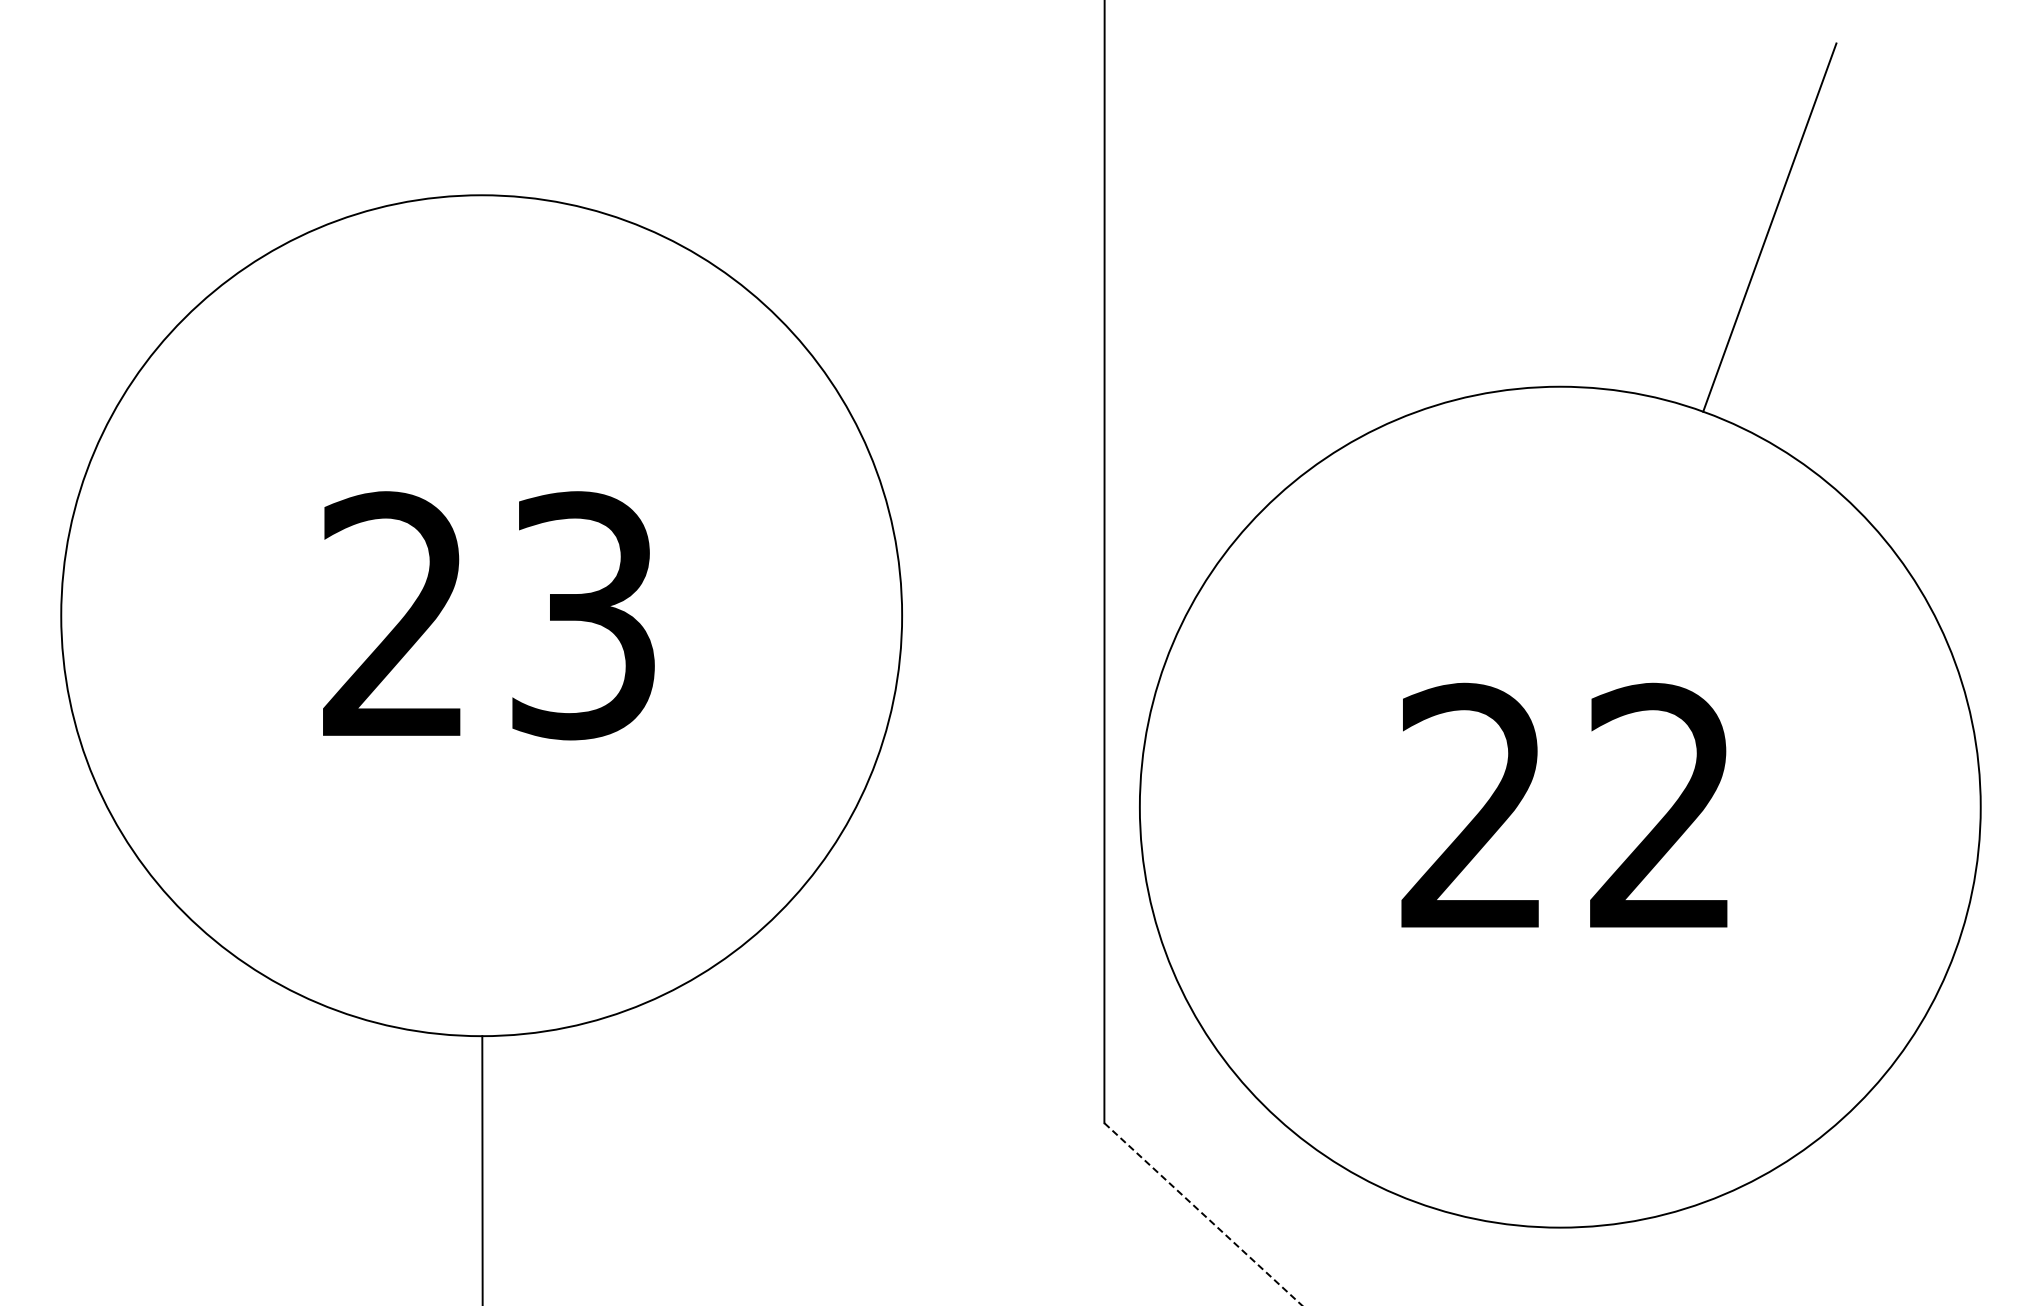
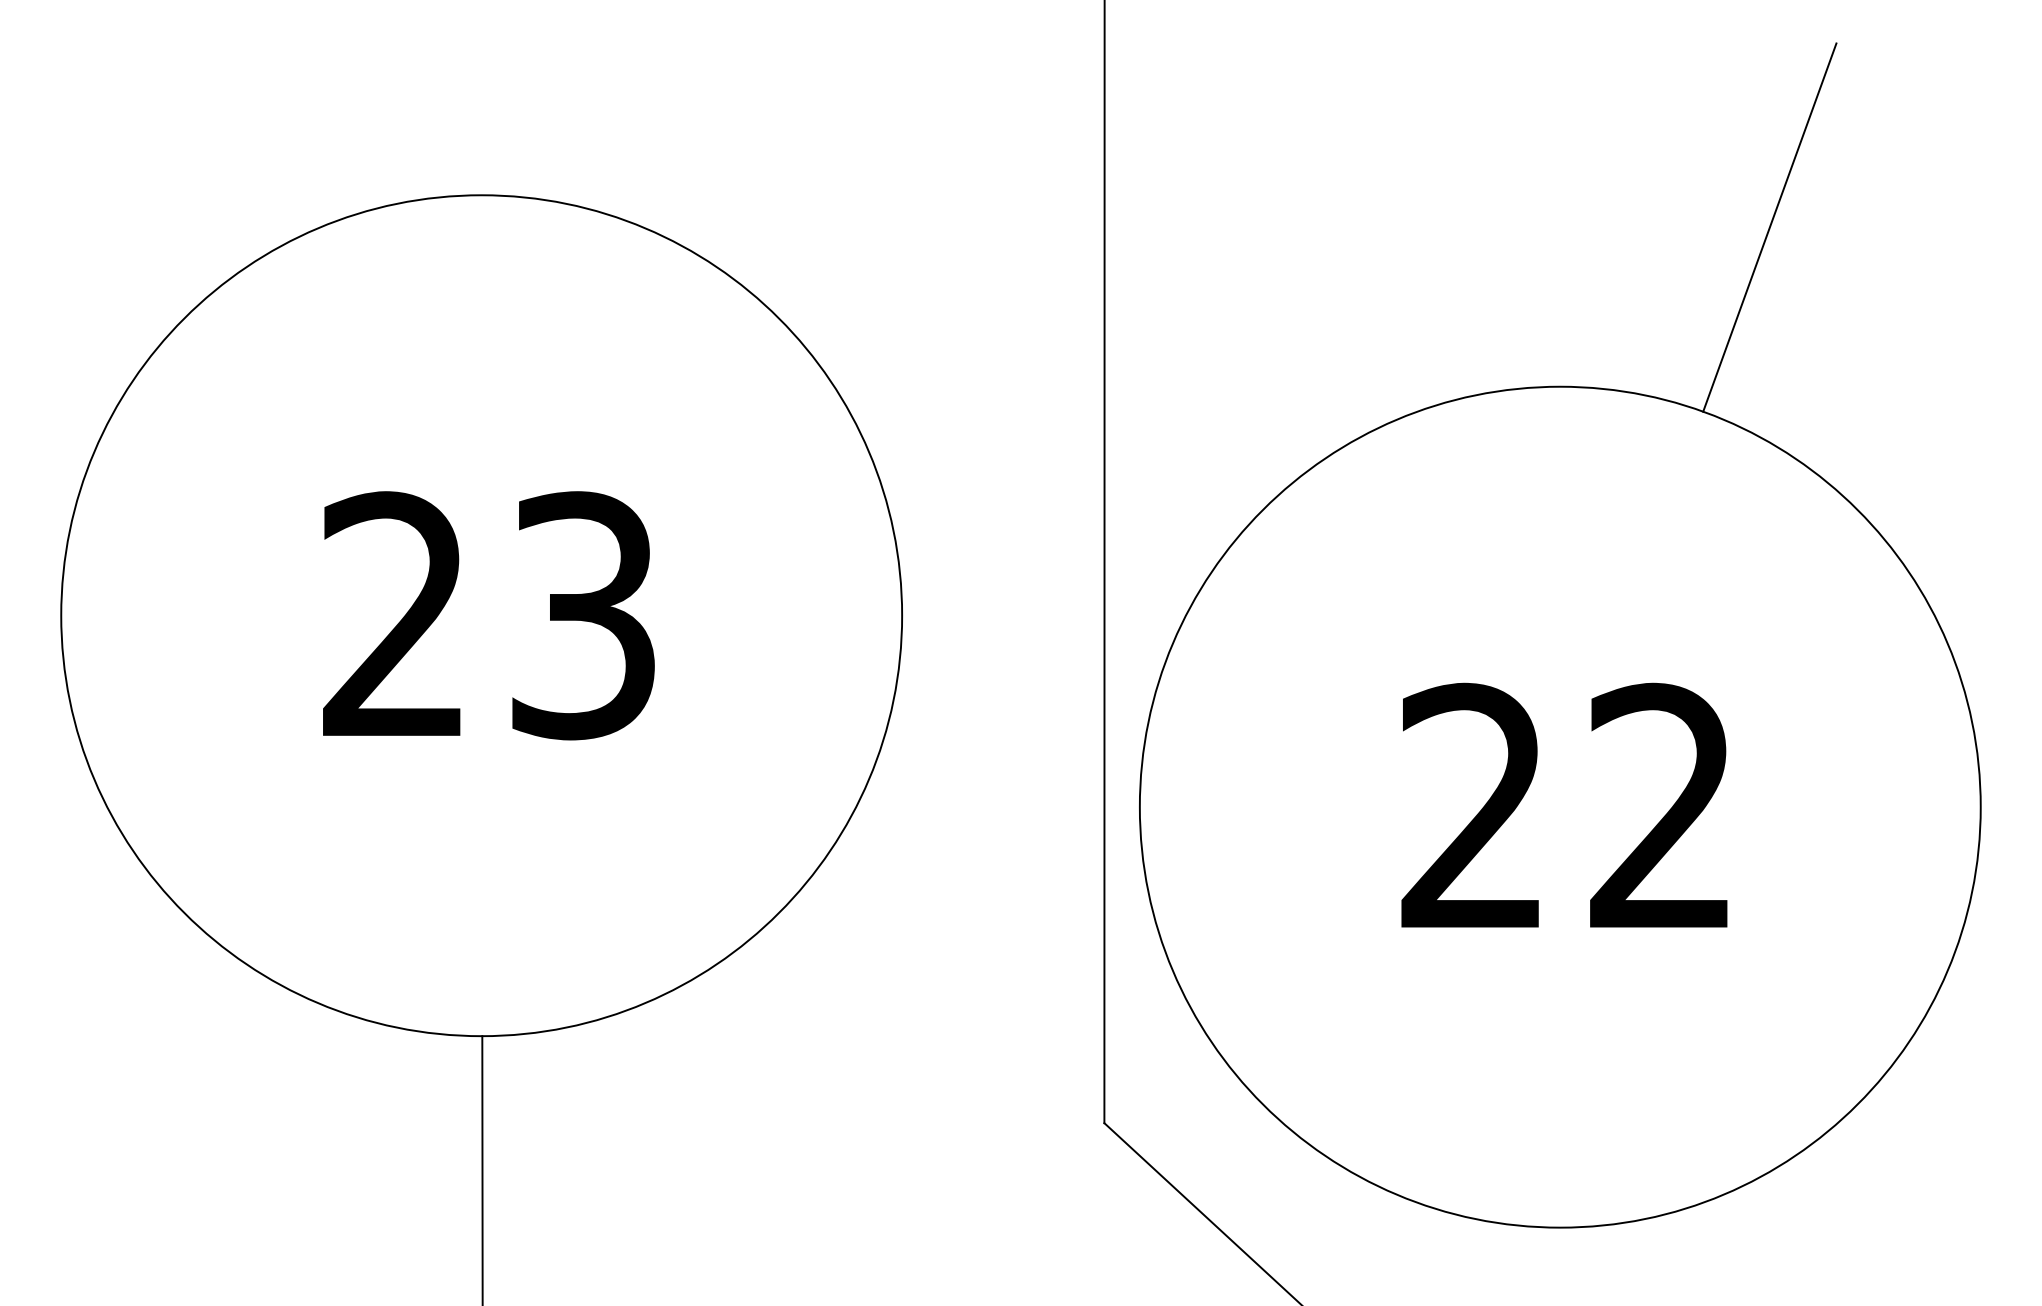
line: dashed -> solid (1203, 1214)
